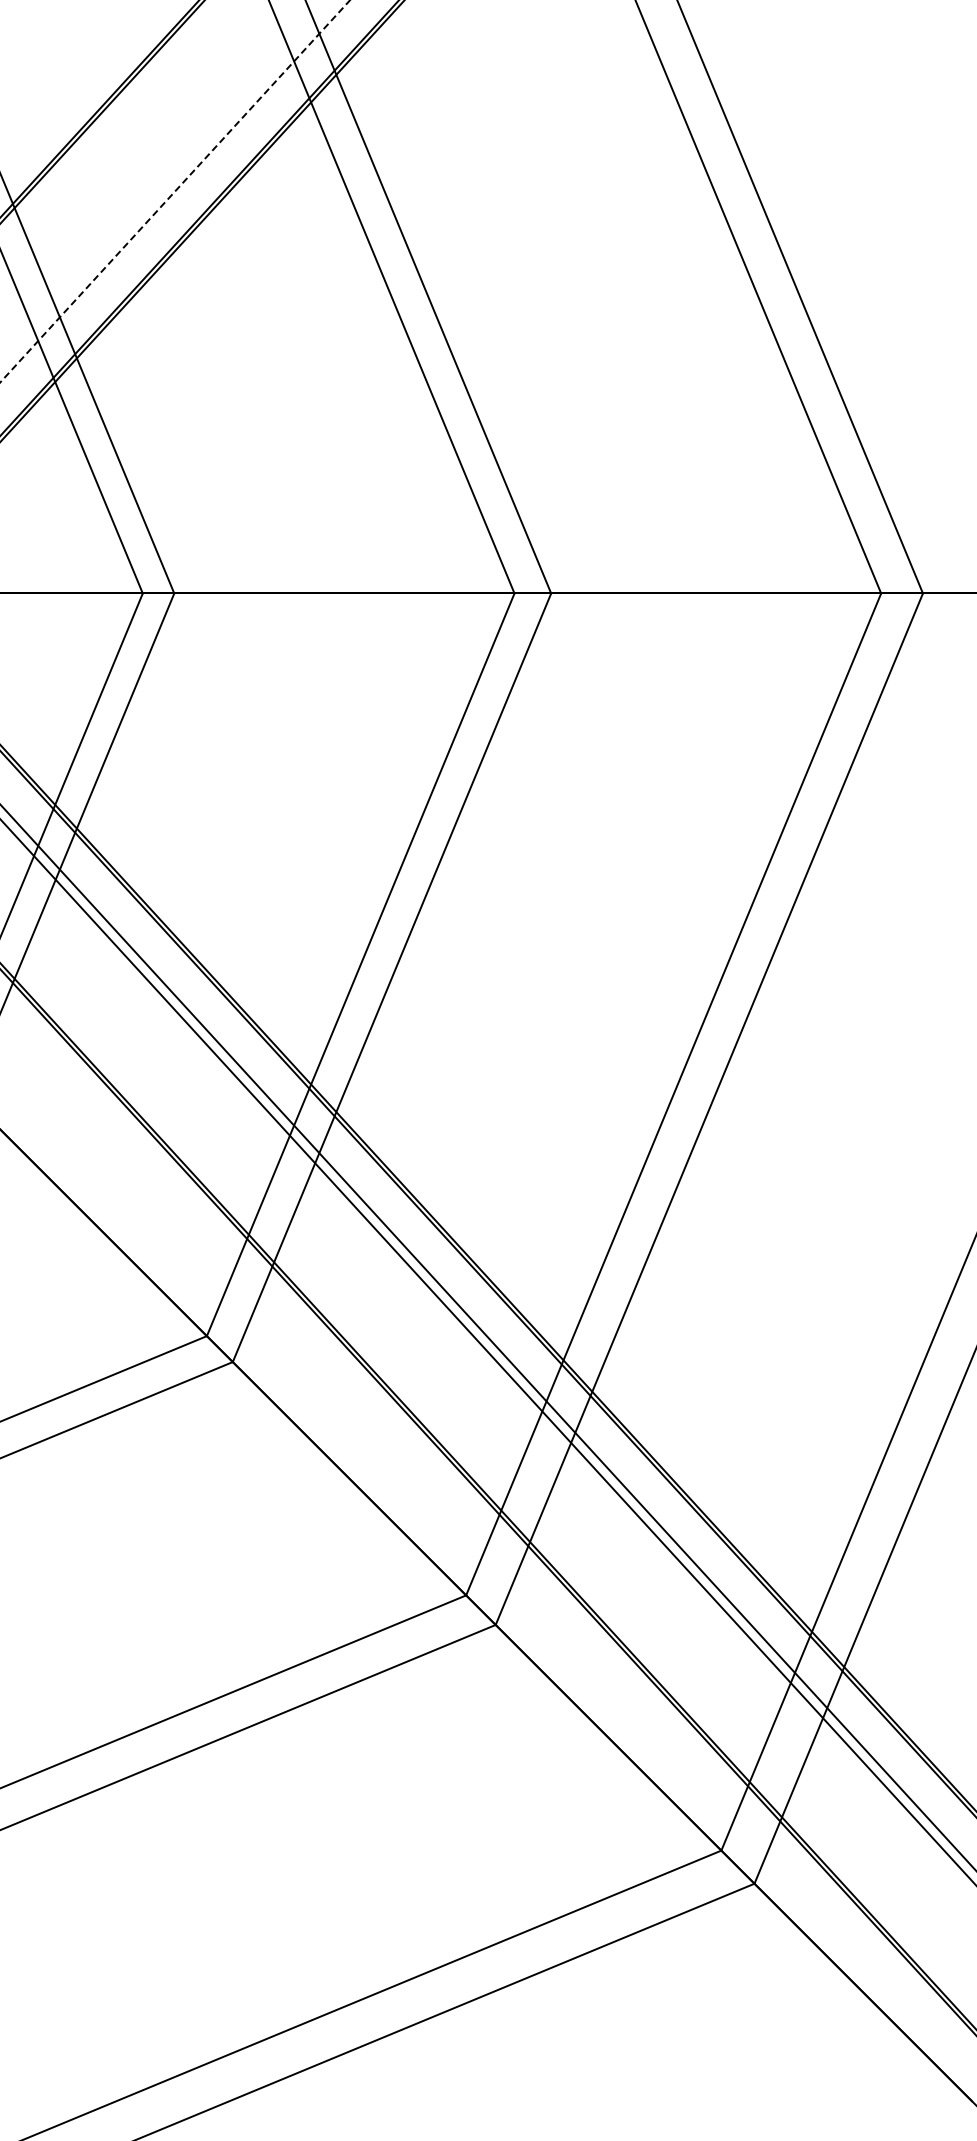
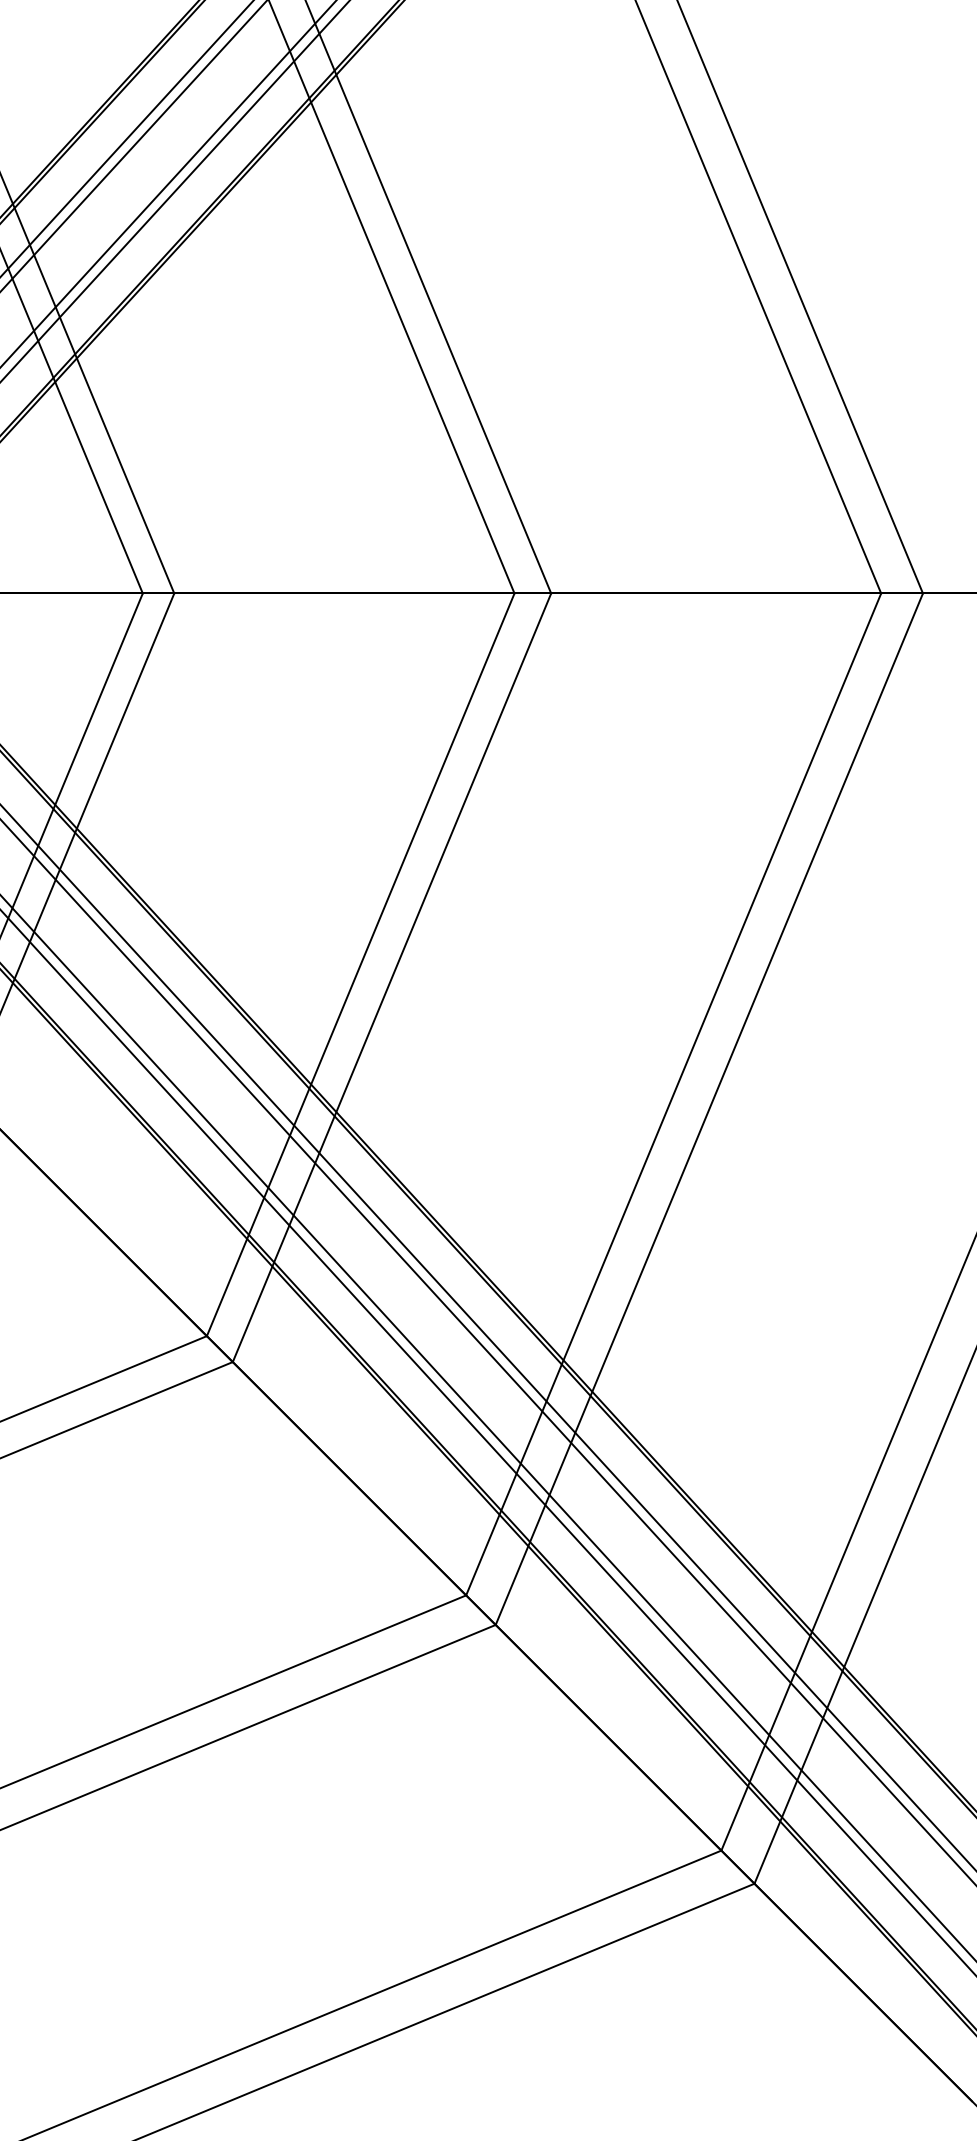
line: none -> present (127, 138)
line: none -> present (133, 145)
line: none -> present (168, 183)
line: dashed -> solid (175, 191)
line: none -> present (487, 1427)
line: none -> present (487, 1441)
